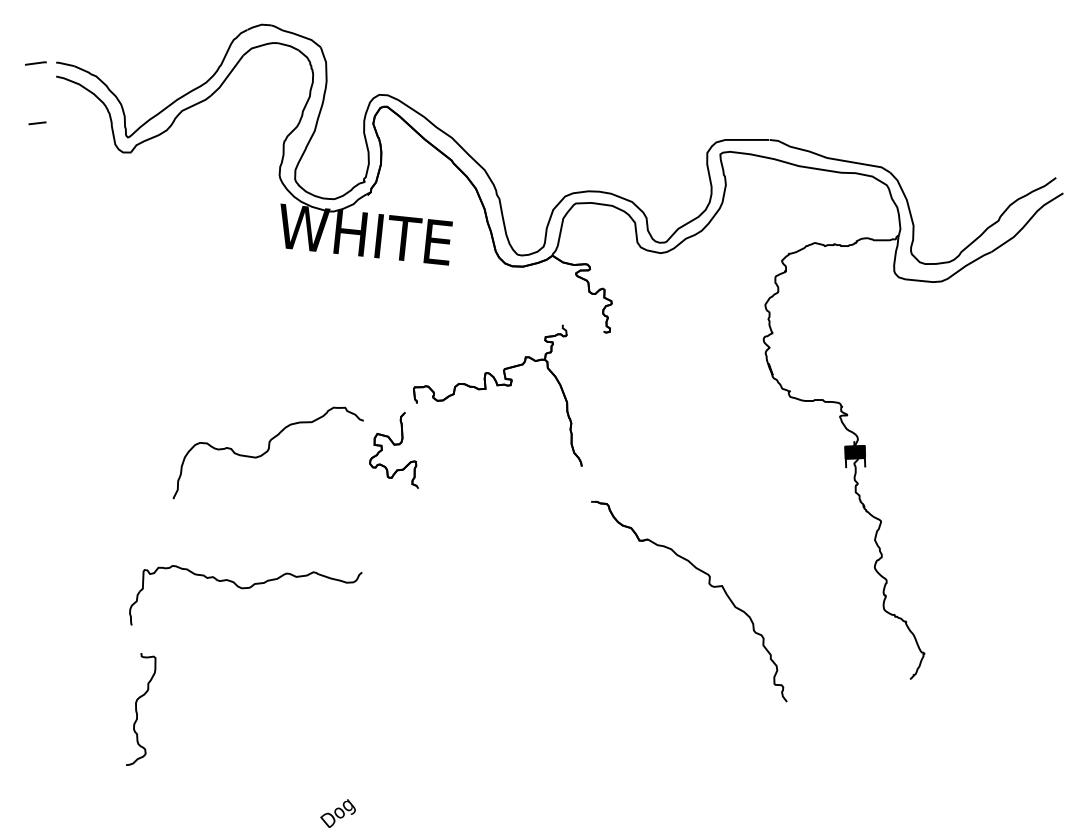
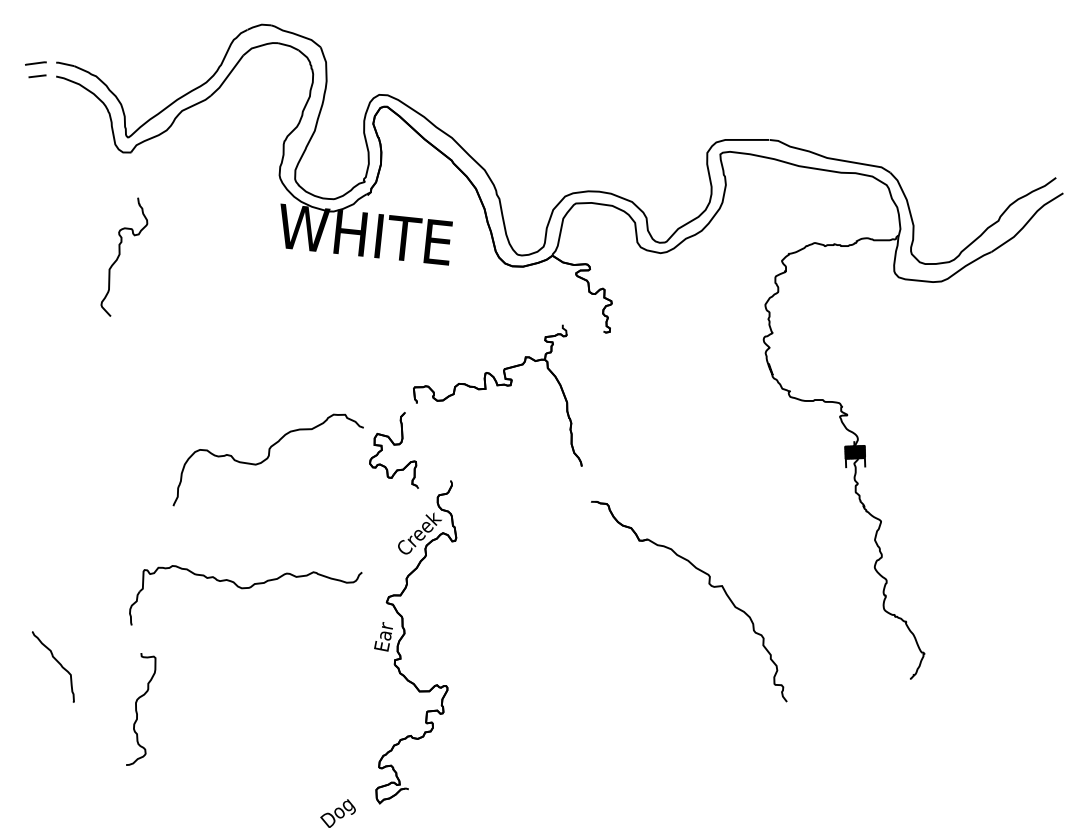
line position: (37, 123) -> (37, 76) (37, 76)
curve: none -> present (120, 254)
curve position: (267, 452) -> (267, 459) (267, 459)
part: none -> present (405, 634)
curve: none -> present (56, 661)
